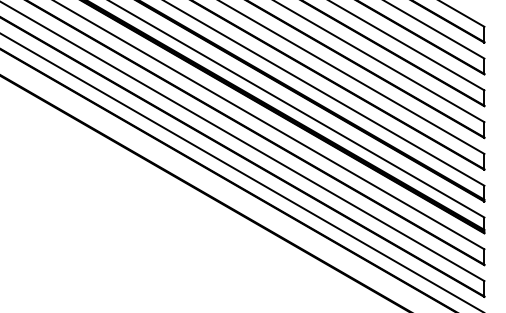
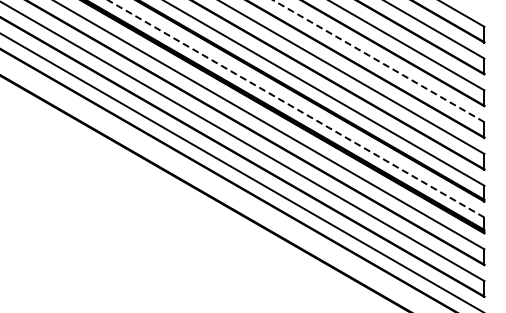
line: solid -> dashed (378, 61)
line: solid -> dashed (295, 108)
